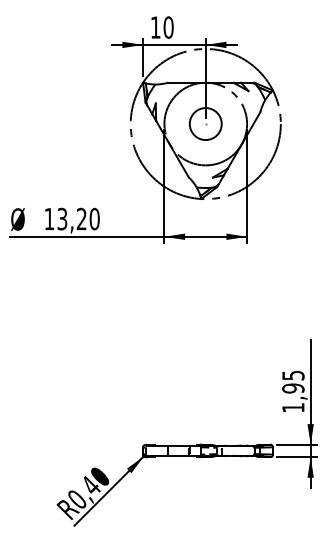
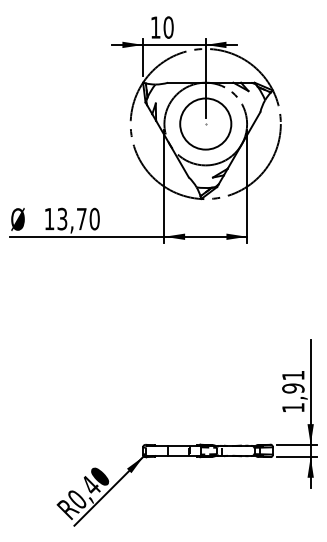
circle diameter: 32 px -> 51 px (205, 123)
text: 13,20 -> 13,70 (81, 218)
text: 1,95 -> 1,91 (293, 375)
